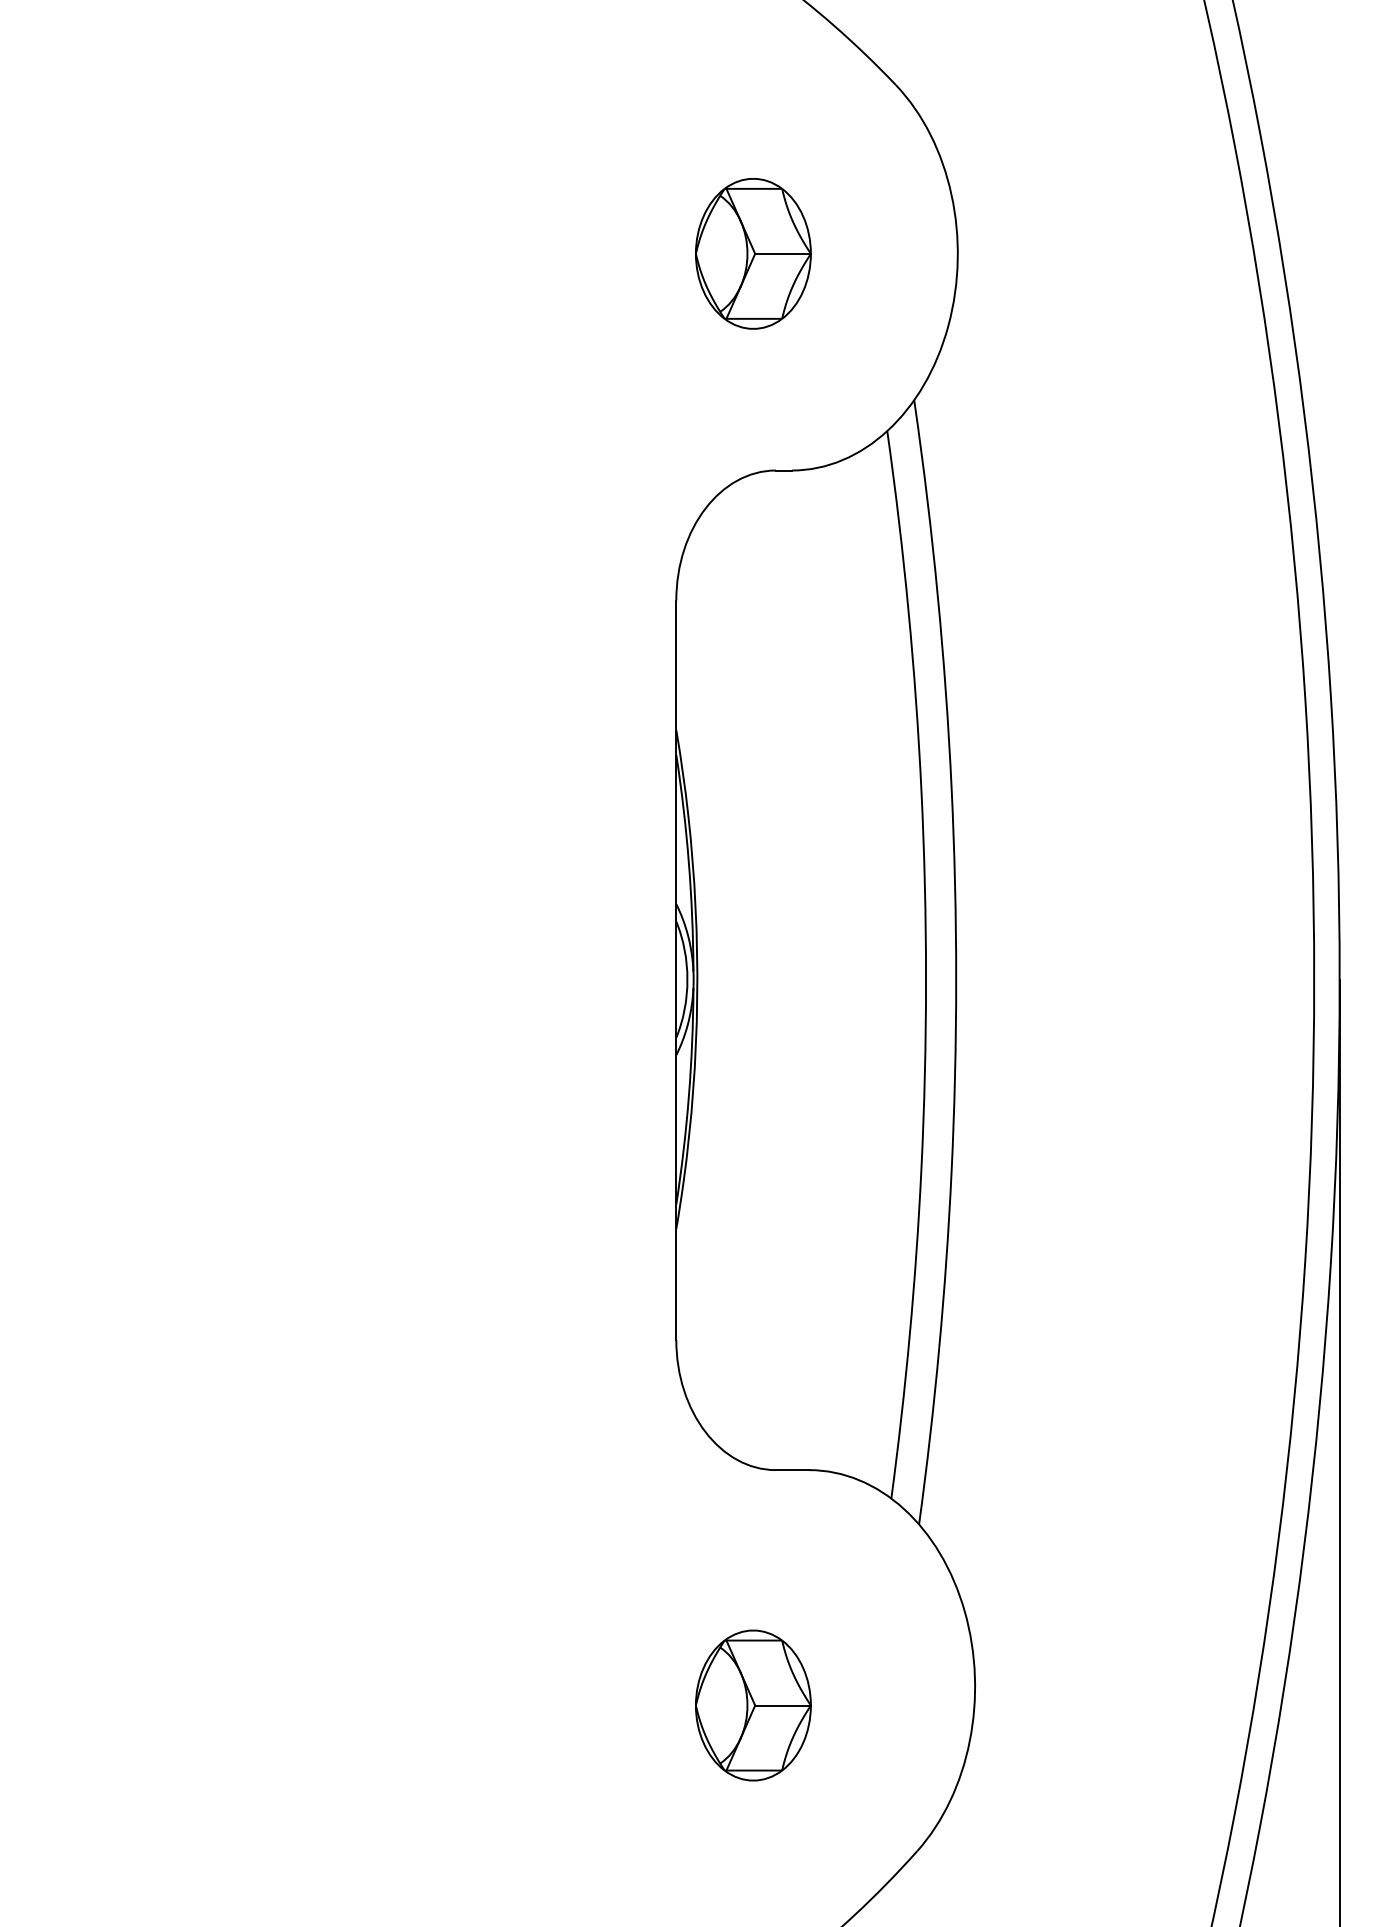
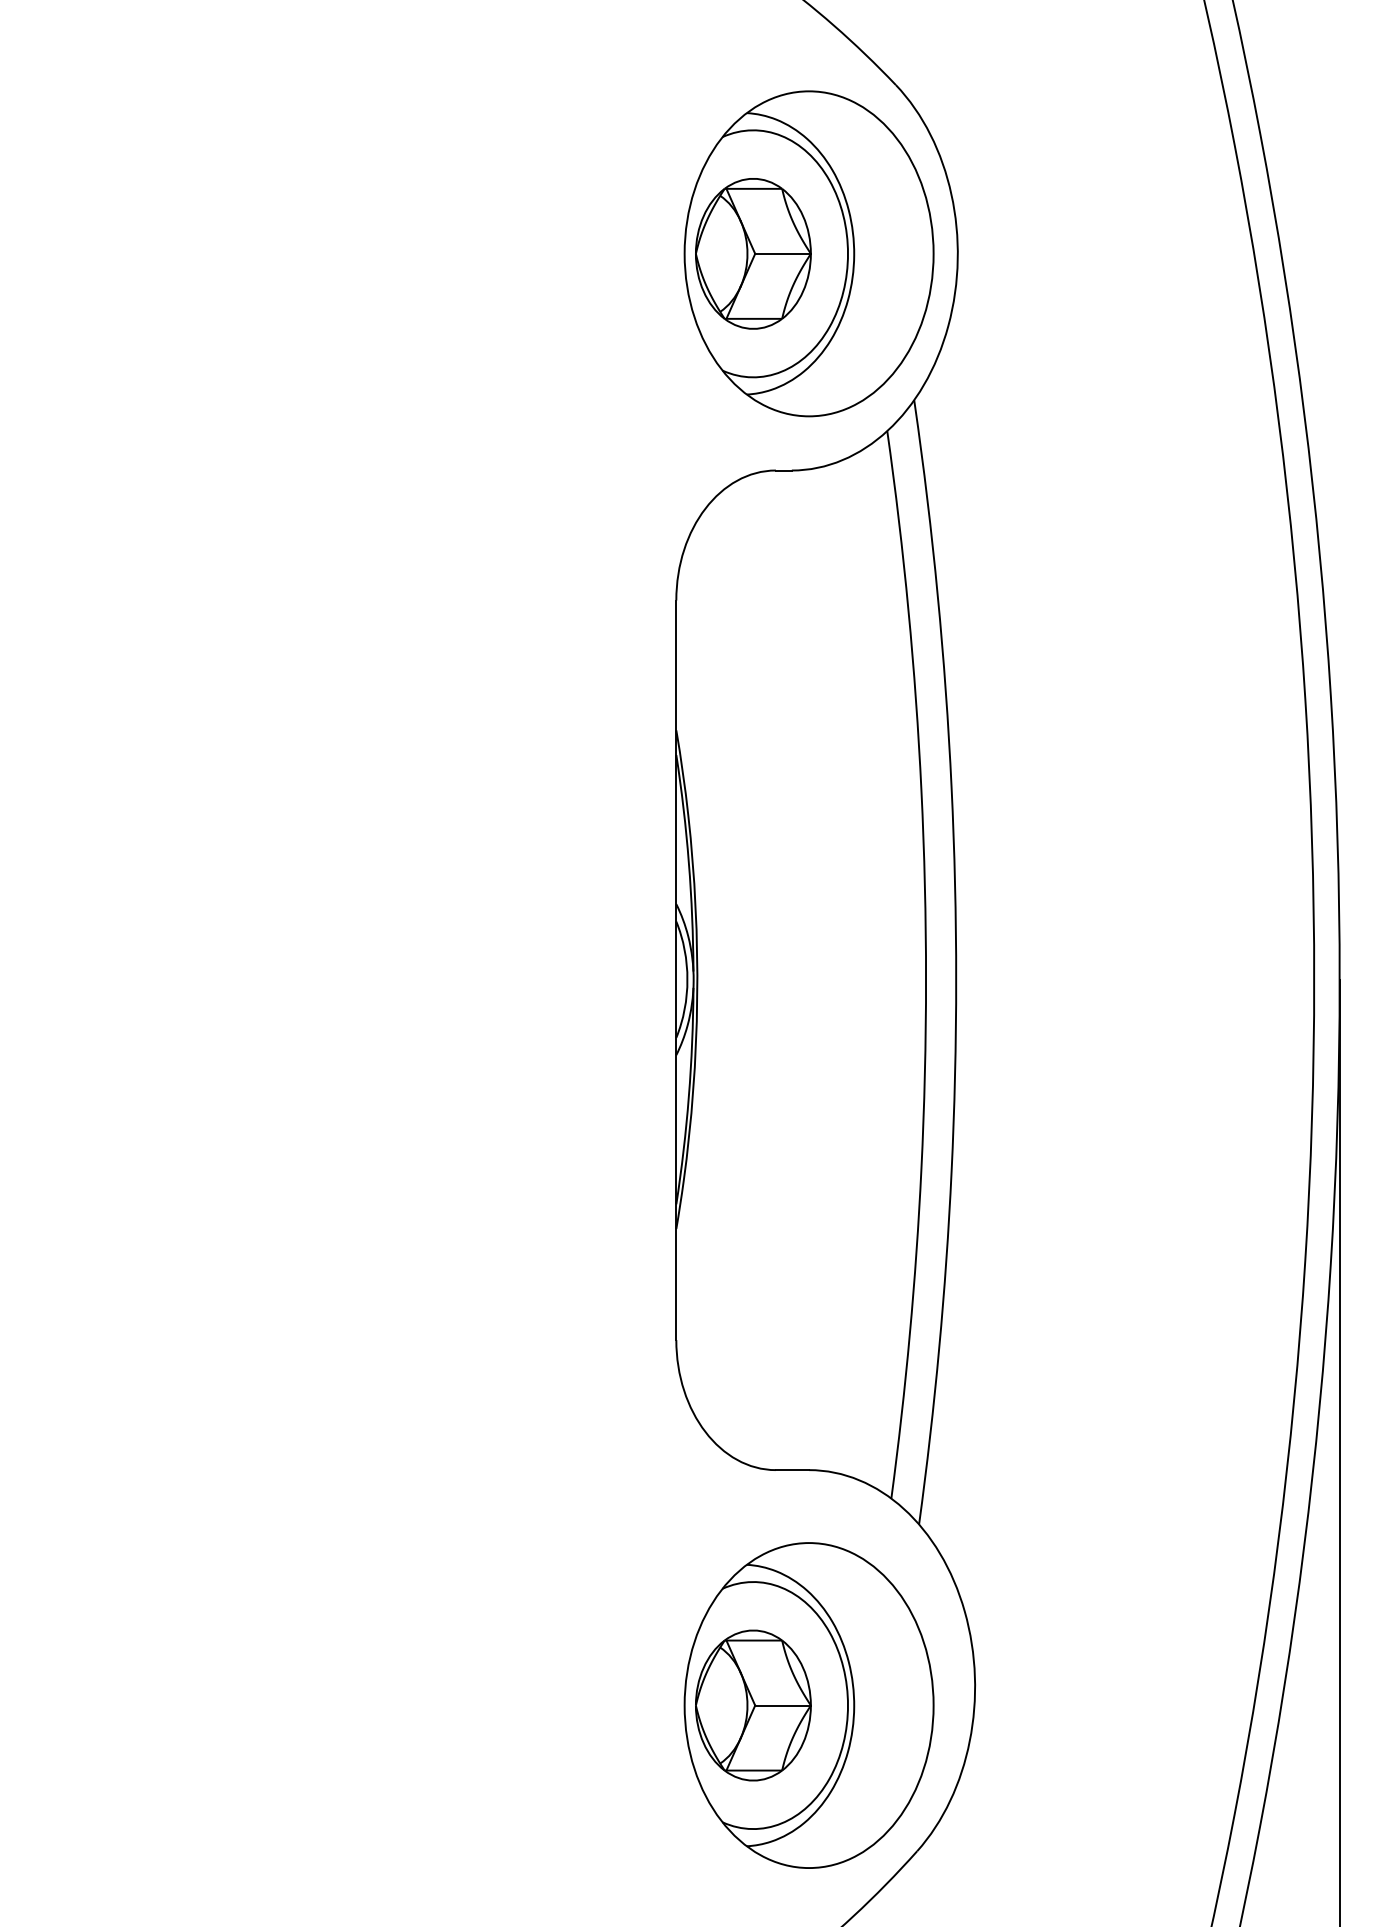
part: none -> present (808, 253)
part: none -> present (808, 1705)
